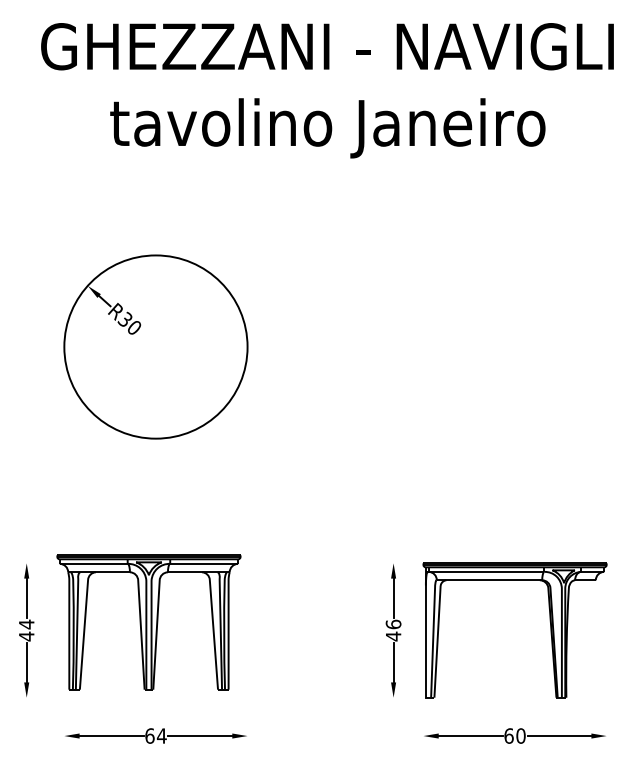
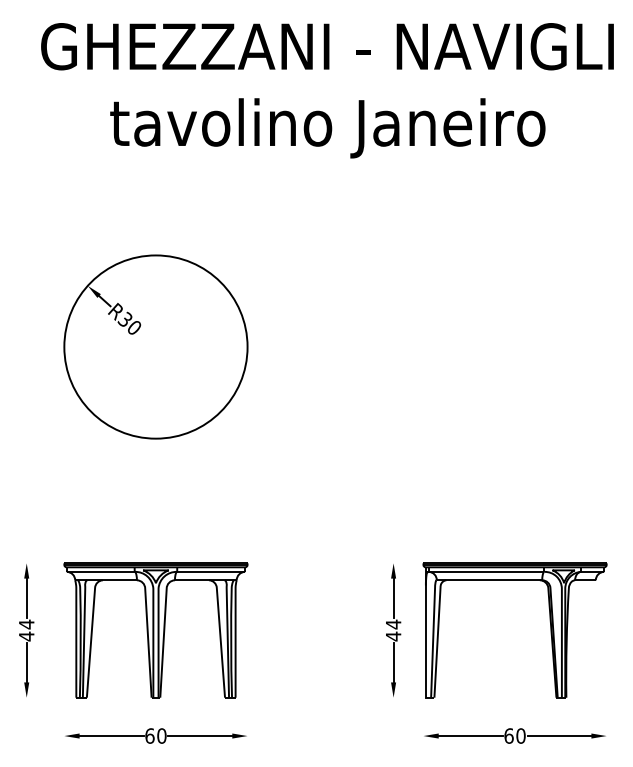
part position: (148, 622) -> (155, 630) (155, 630)
text: 46 -> 44 (393, 624)
text: 64 -> 60 (161, 735)
